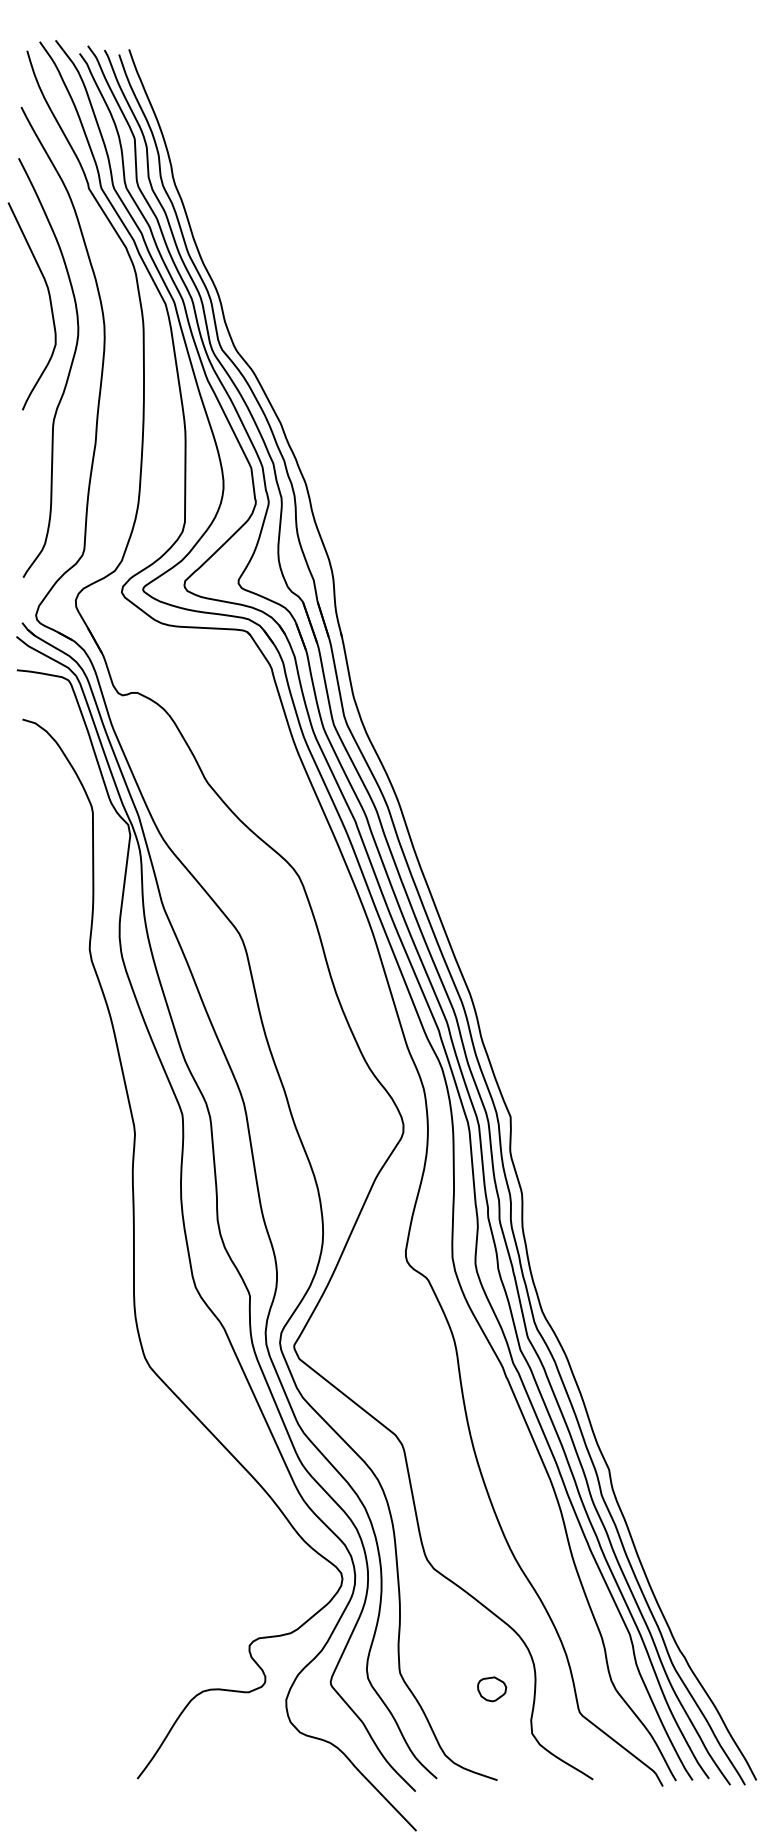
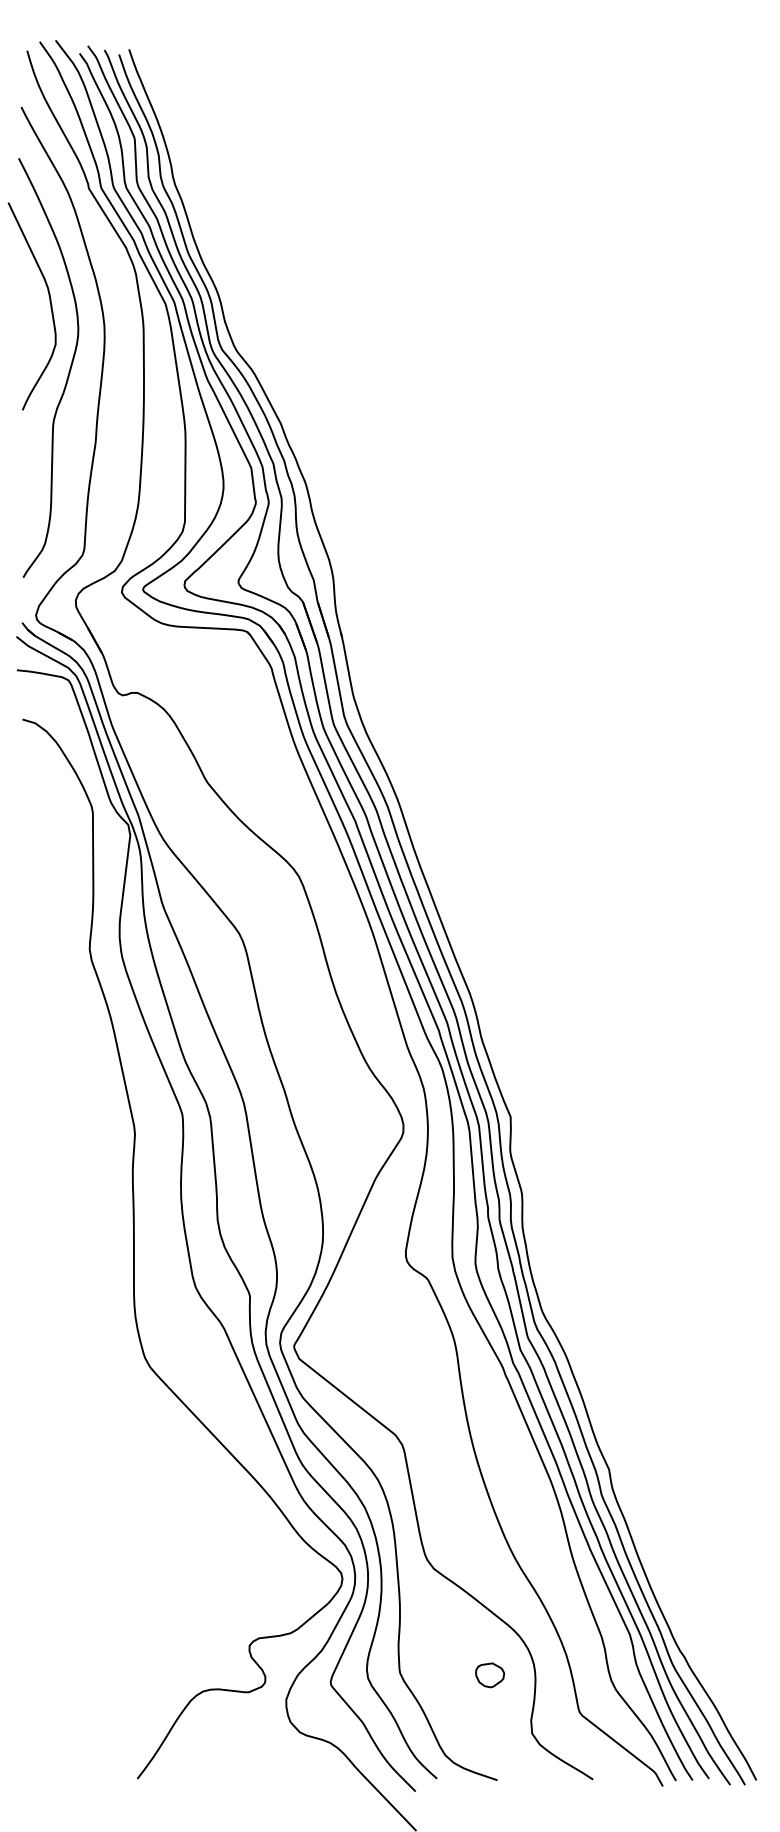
part position: (492, 1689) -> (490, 1675) (490, 1675)
